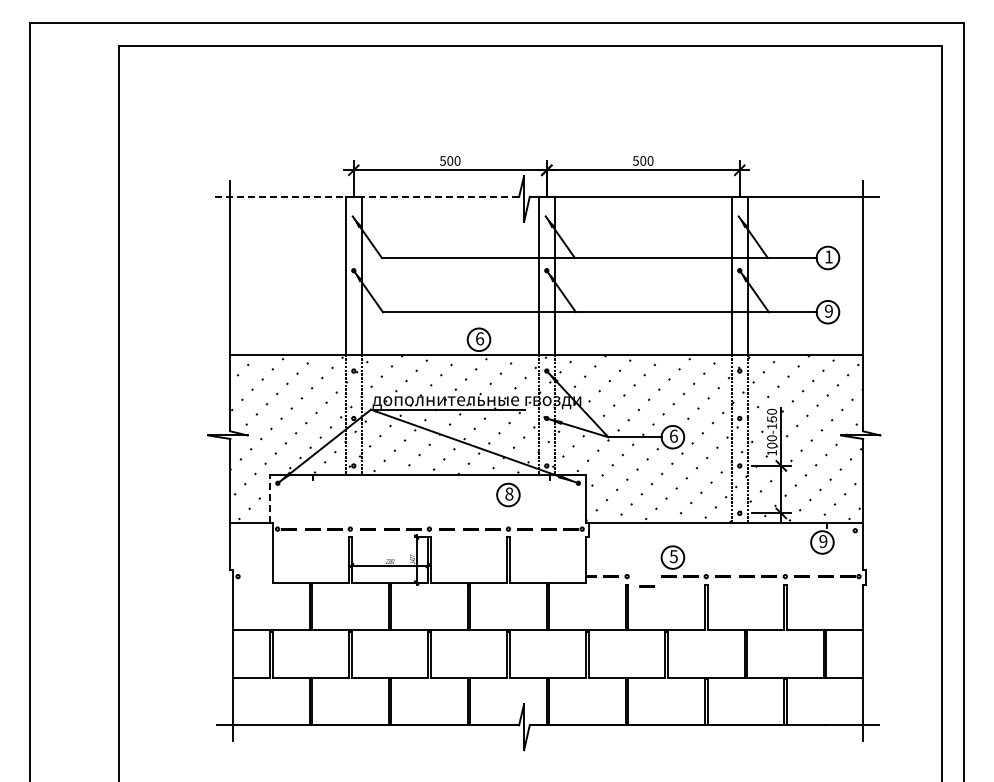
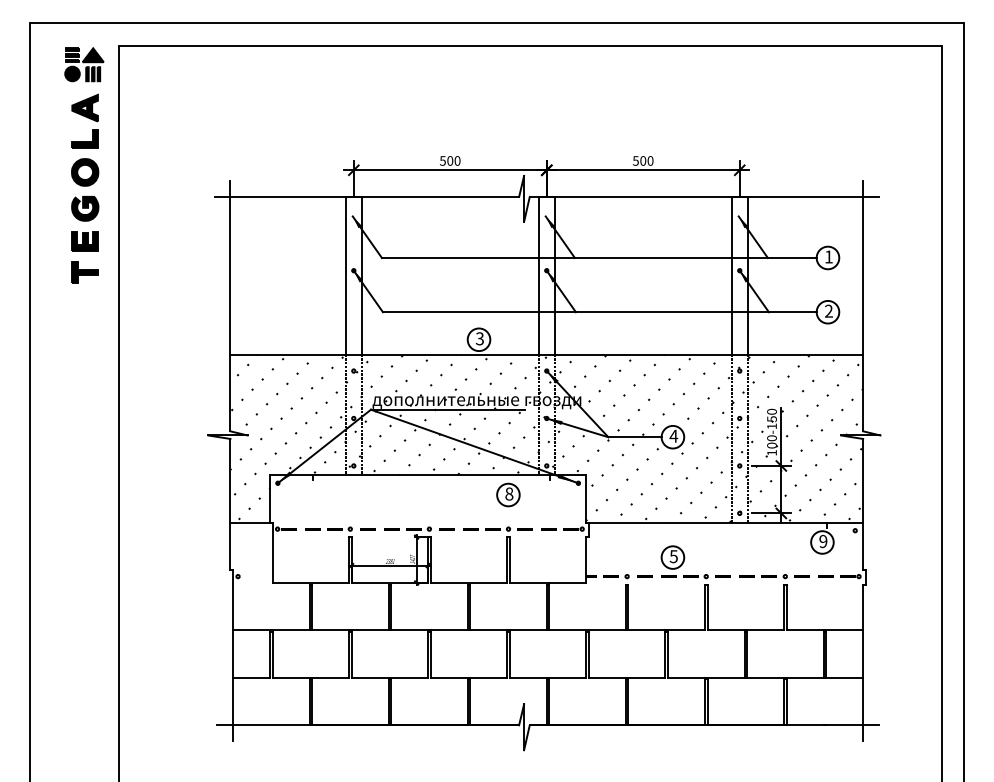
part: none -> present (84, 165)
line: dashed -> solid (367, 196)
text: 9 -> 2 (828, 311)
text: 6 -> 3 (479, 338)
text: 6 -> 4 (673, 435)
line: dashed -> solid (269, 499)
line position: (646, 586) -> (644, 576) (644, 576)
